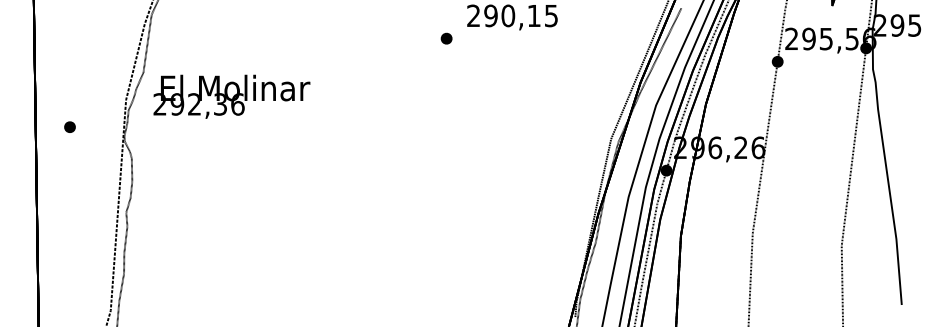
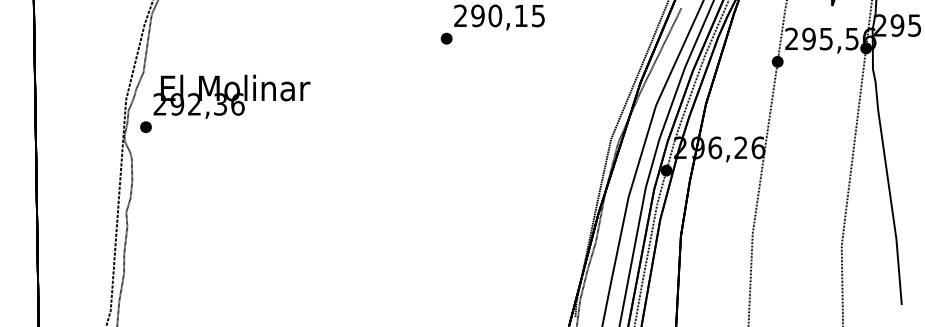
text position: (512, 17) -> (499, 17) (499, 17)
part position: (69, 126) -> (145, 126) (145, 126)
